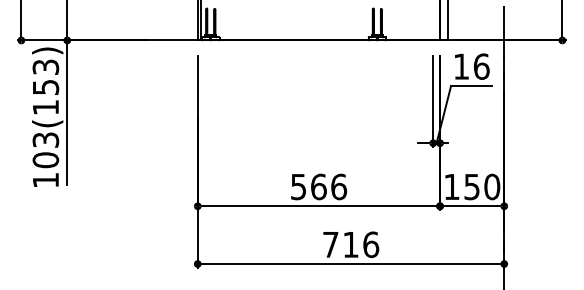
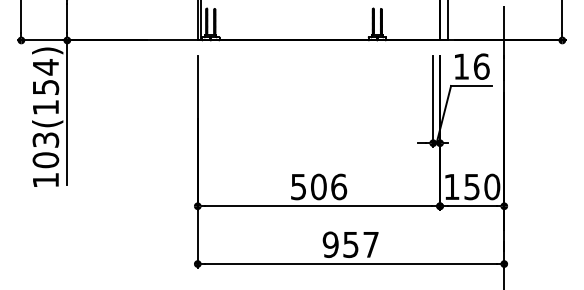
text: 103(153) -> 103(154) (45, 67)
text: 566 -> 506 (318, 186)
text: 716 -> 957 (350, 244)
